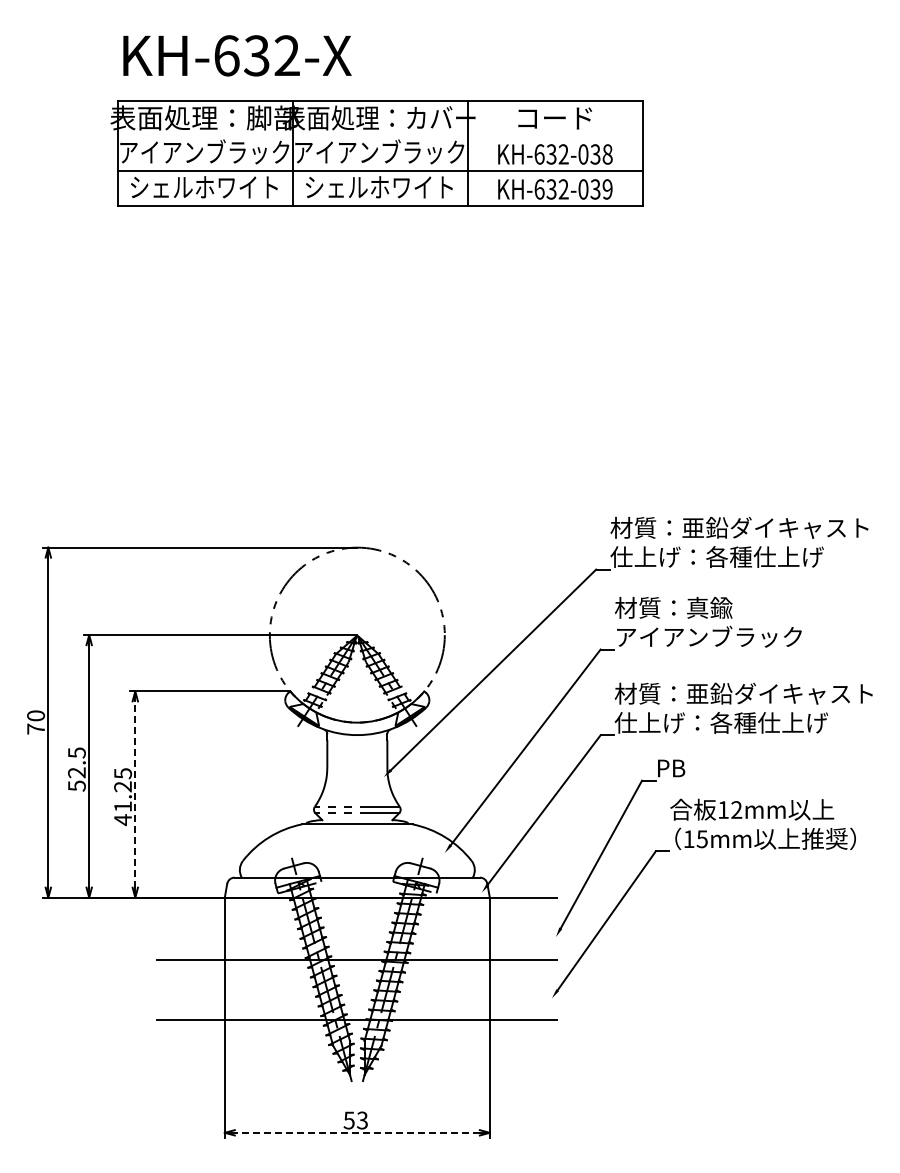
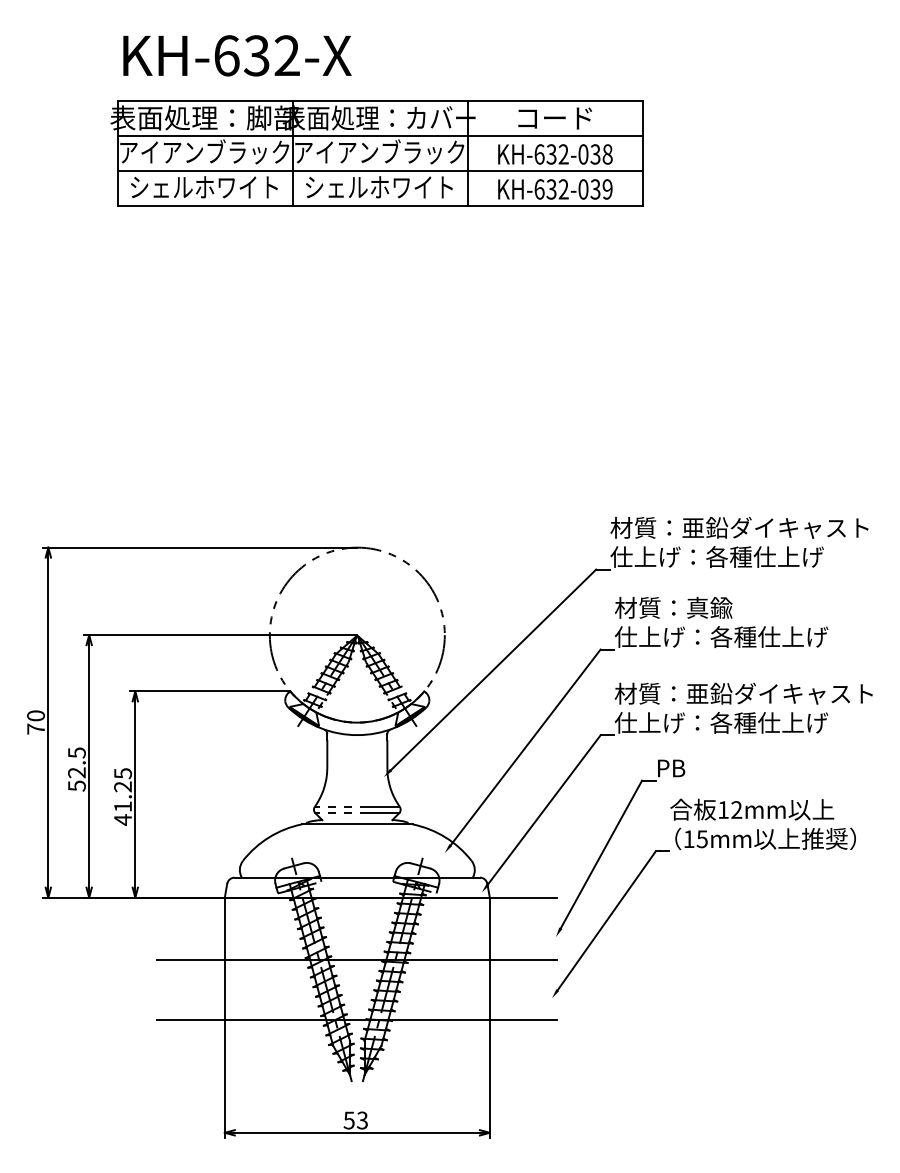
line: none -> present (379, 135)
text: アイアンブラック -> 仕上げ：各種仕上げ (721, 636)
line: dashed -> solid (135, 794)
line: dashed -> solid (357, 1132)
